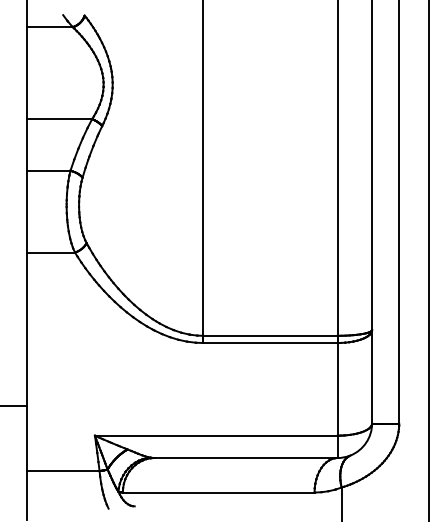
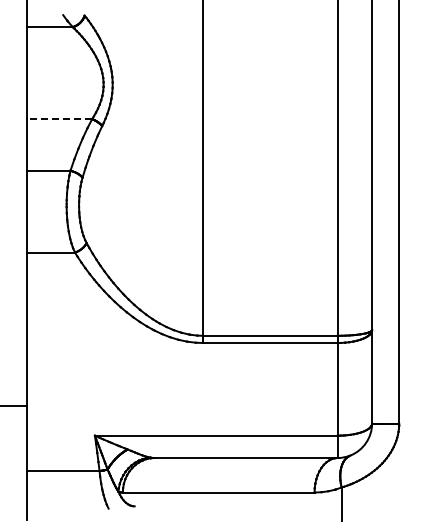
line: solid -> dashed (59, 119)
line: present -> none (428, 260)
